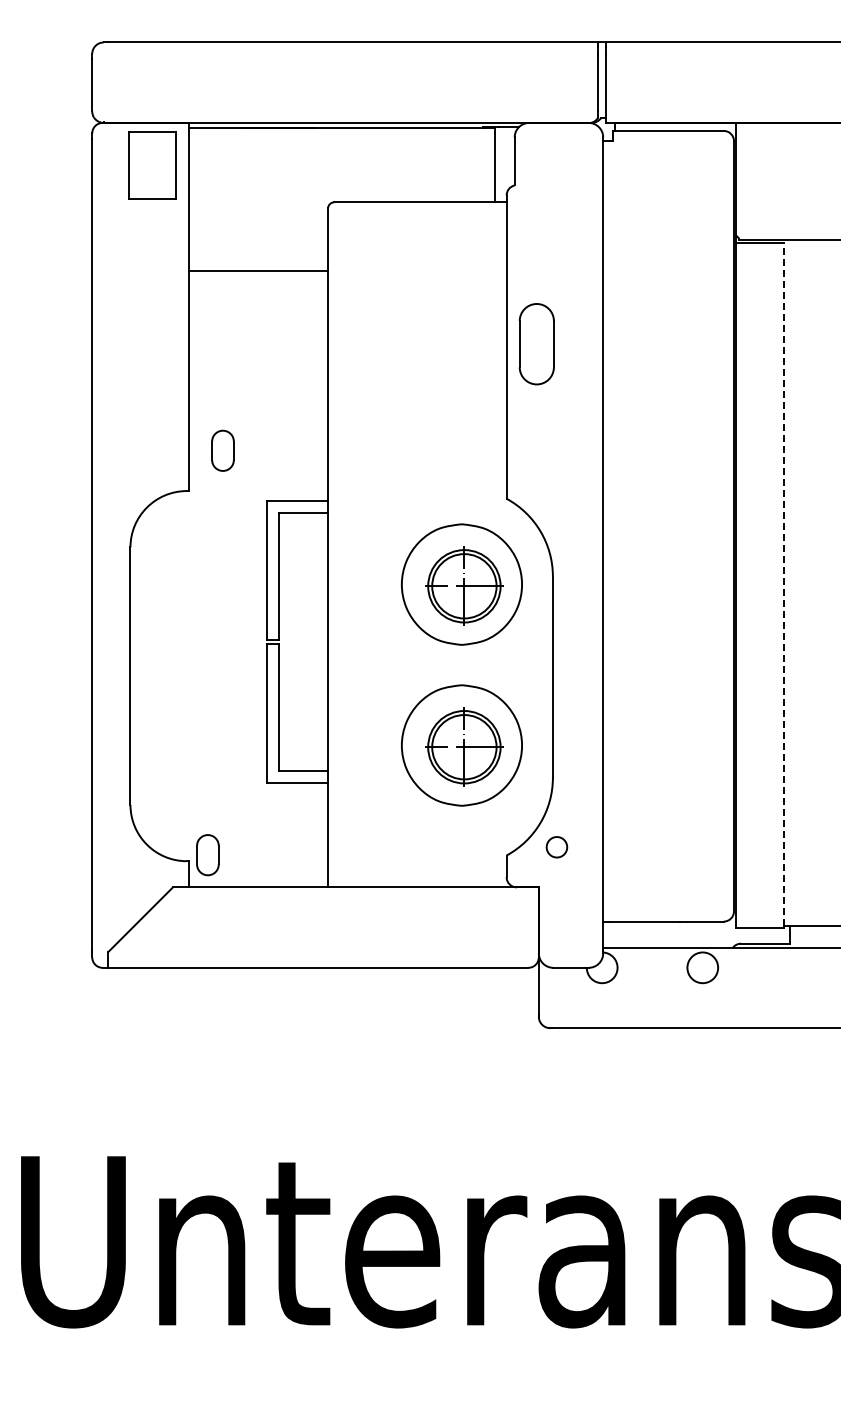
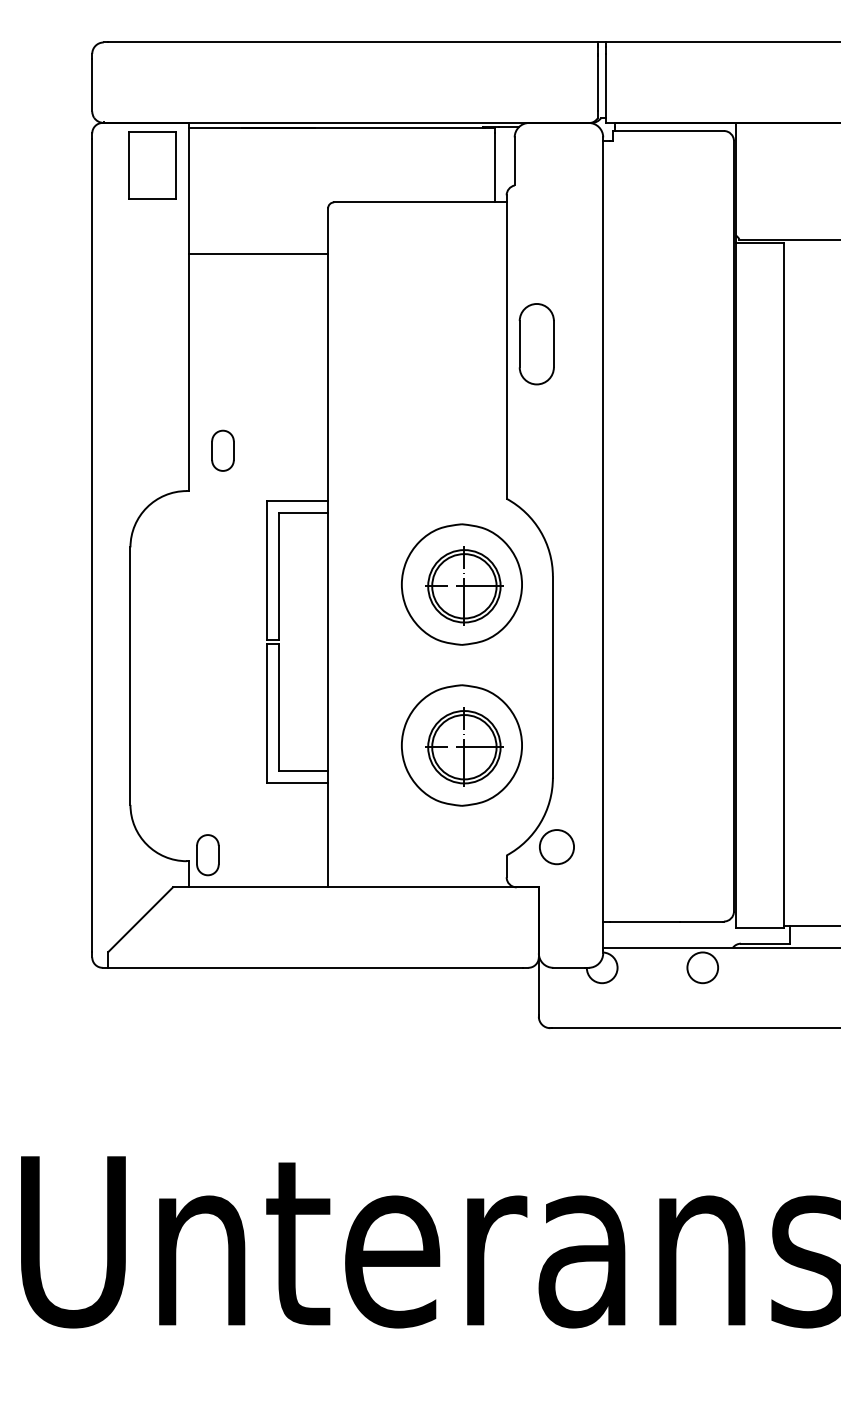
line position: (258, 270) -> (258, 253) (258, 253)
line: dashed -> solid (784, 584)
circle size: 24x23 px -> 36x37 px (556, 847)
